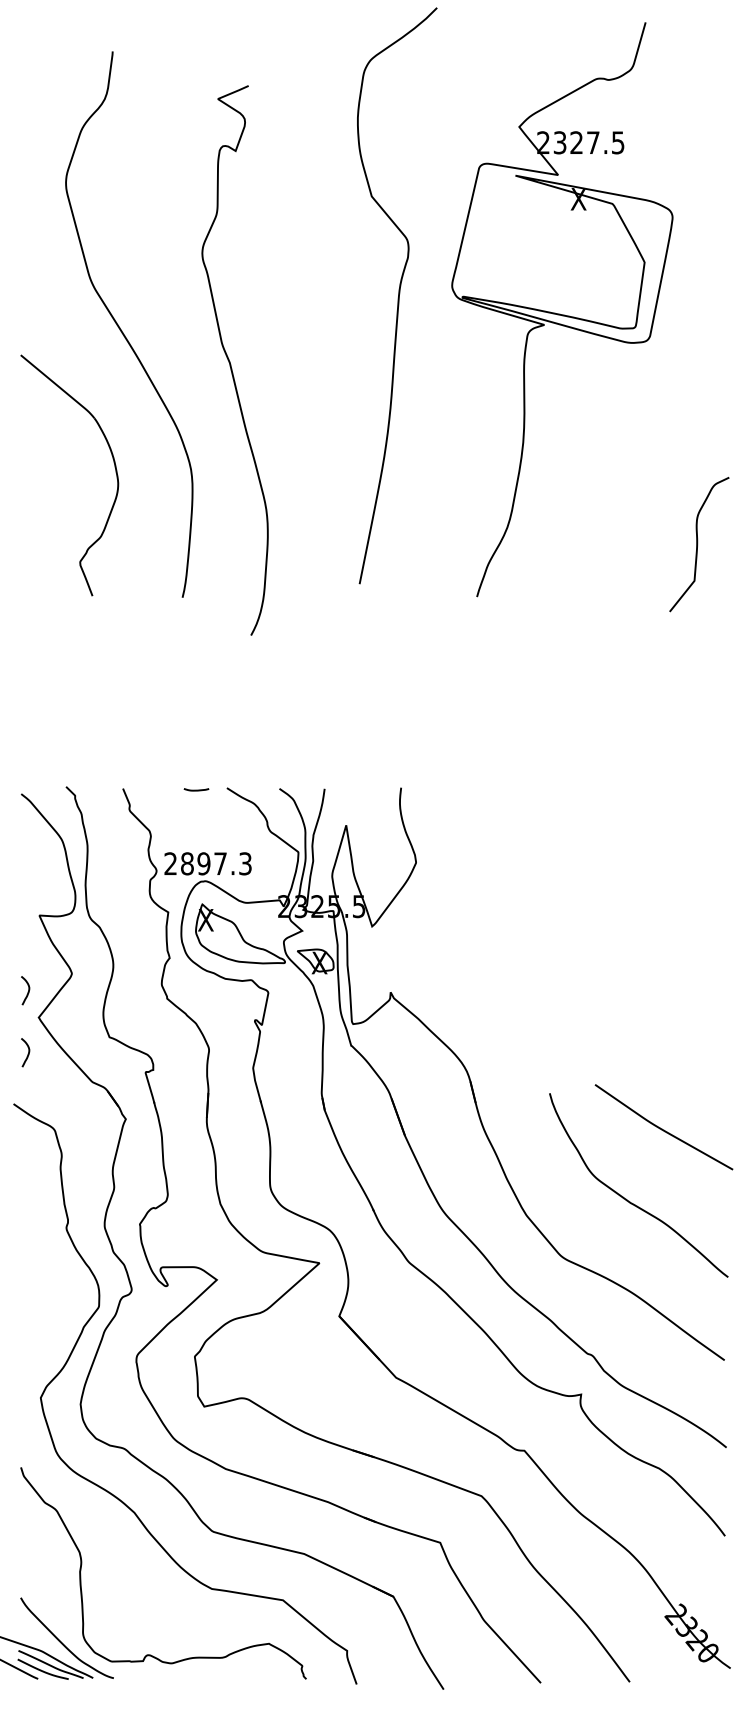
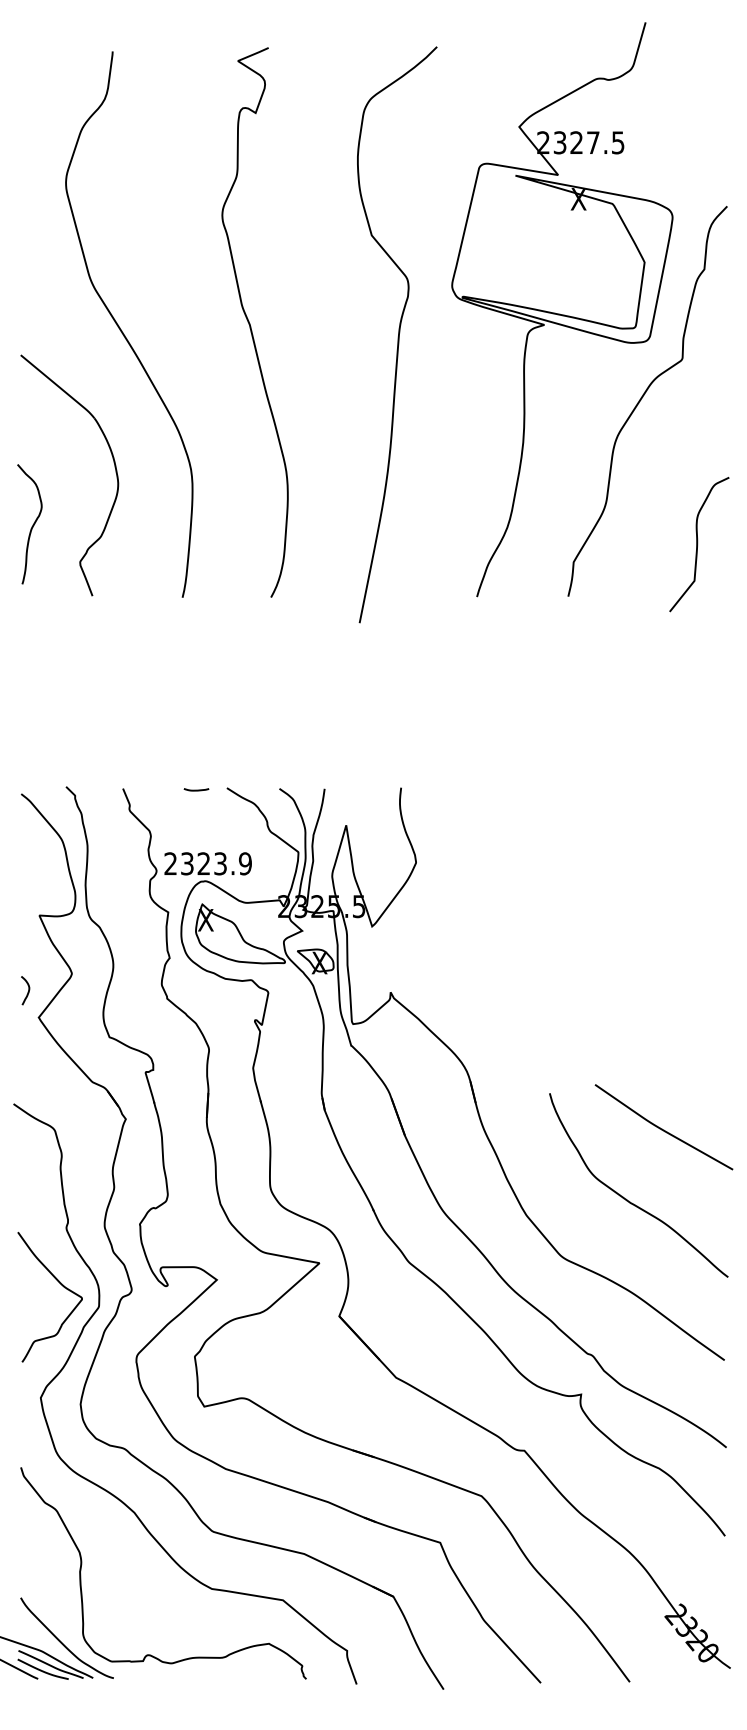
curve position: (398, 295) -> (398, 334) (398, 334)
curve position: (230, 361) -> (250, 323) (250, 323)
curve: none -> present (643, 397)
curve: none -> present (31, 526)
text: 2897.3 -> 2323.9 (216, 863)
curve: present -> none (27, 1054)
curve: none -> present (61, 1285)
